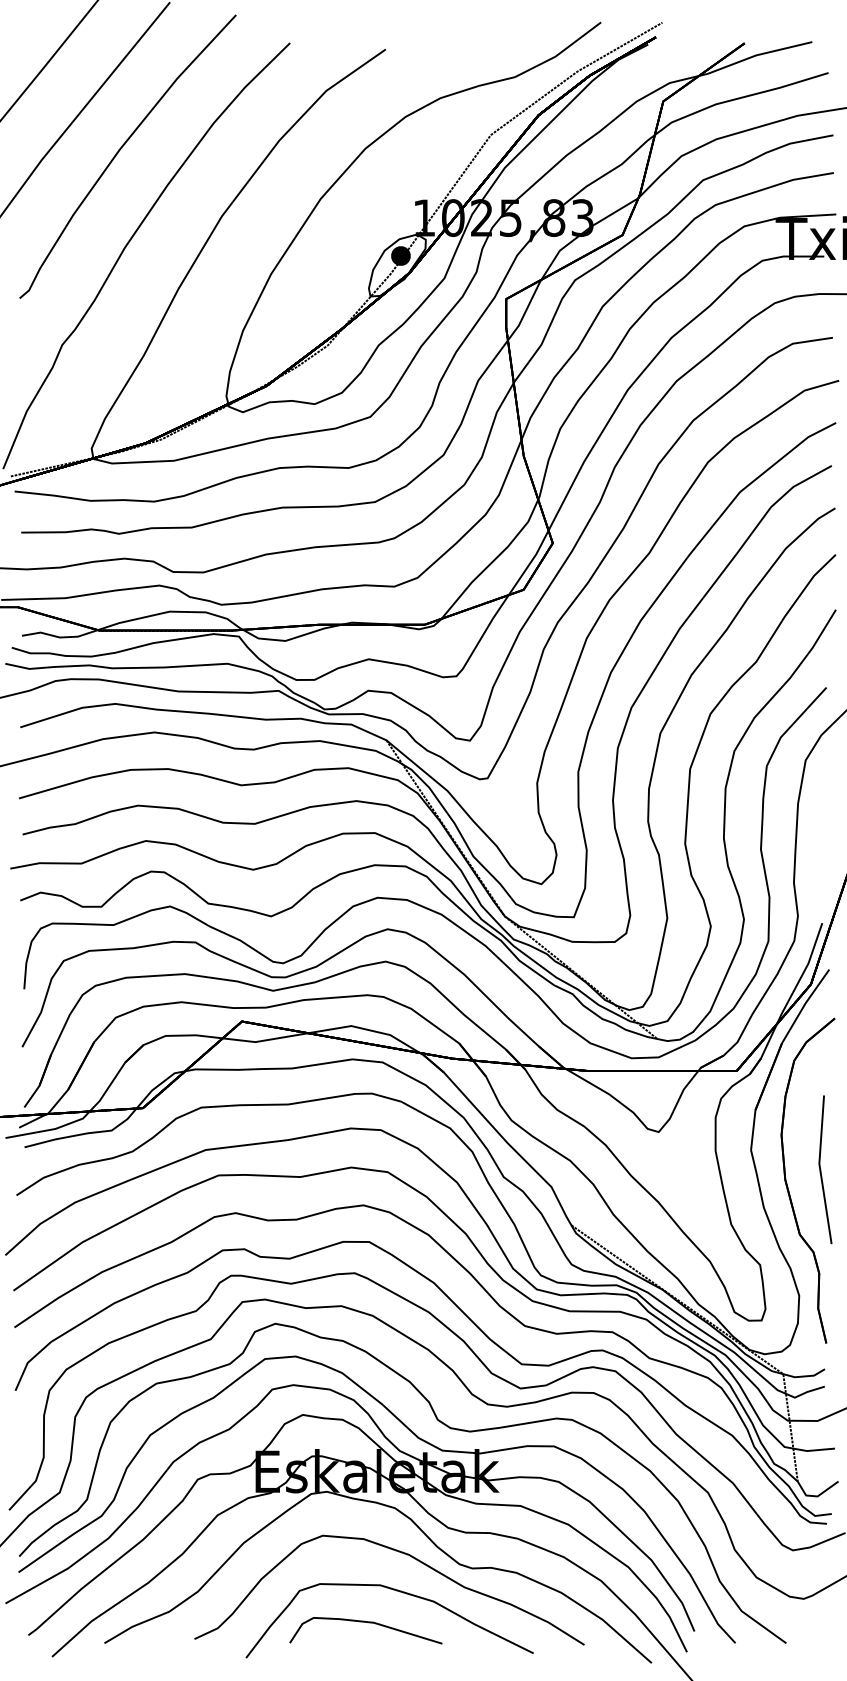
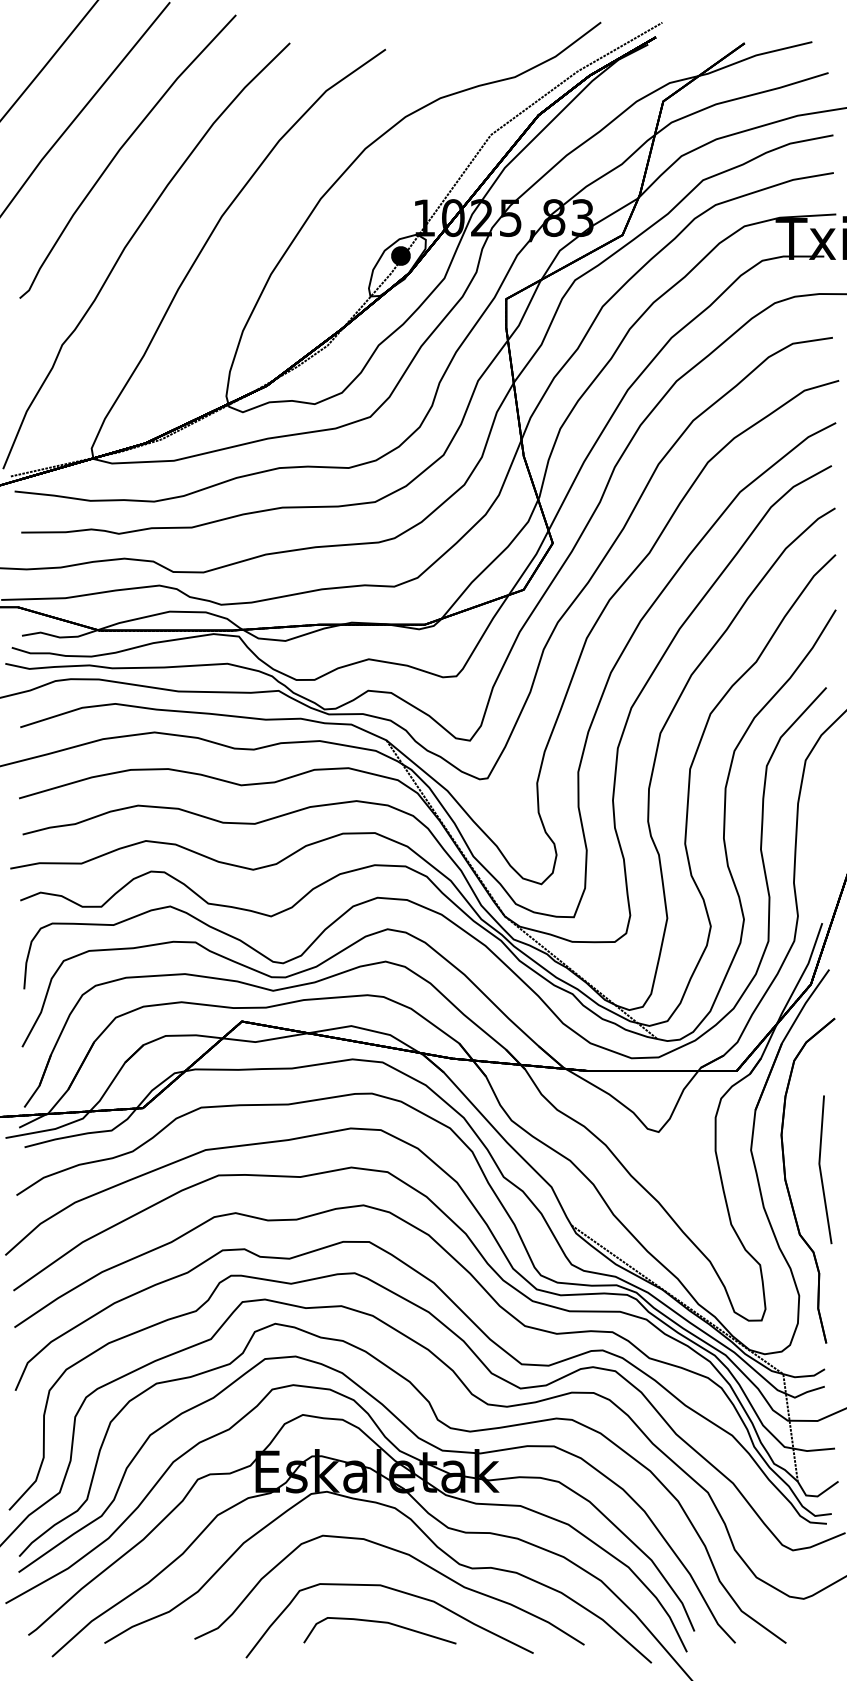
part position: (368, 1623) -> (382, 1623) (382, 1623)
